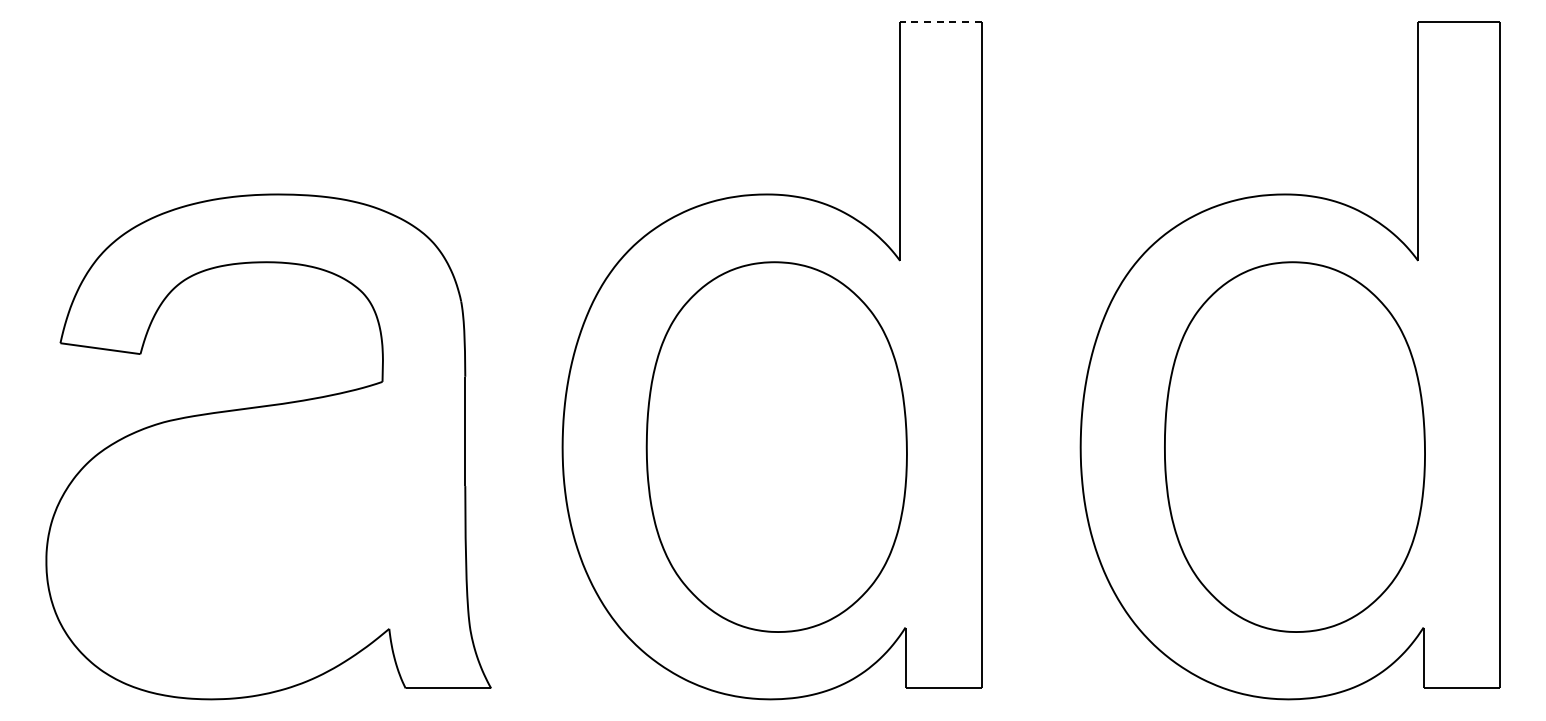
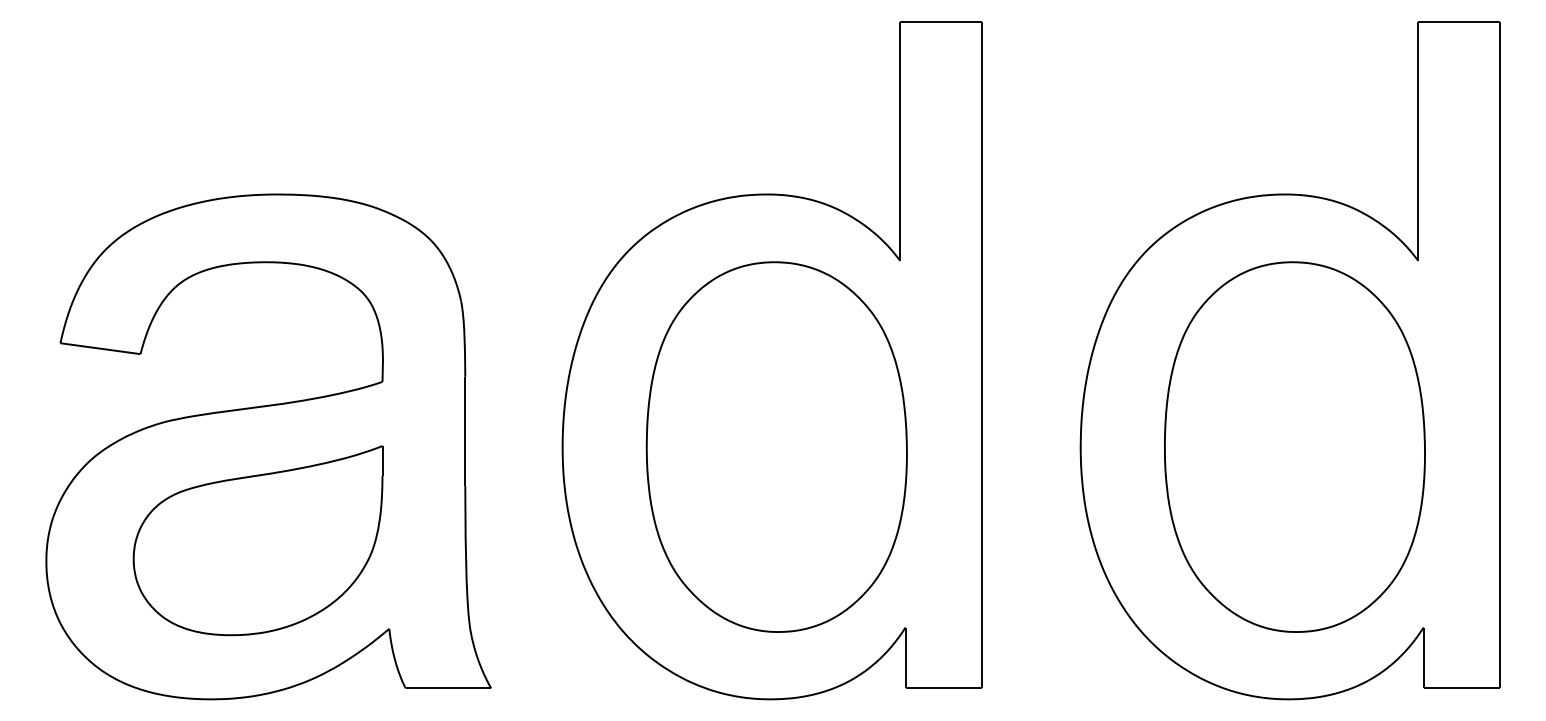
line: dashed -> solid (940, 21)
part: none -> present (257, 540)
